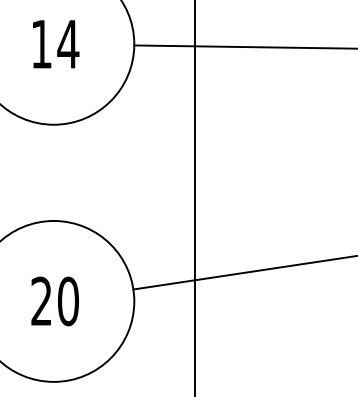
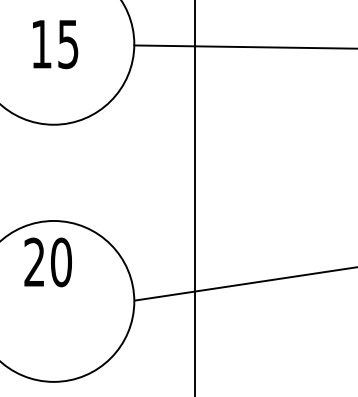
text: 14 -> 15 (68, 44)
line position: (243, 272) -> (244, 283) (244, 283)
text position: (54, 301) -> (47, 262) (47, 262)
